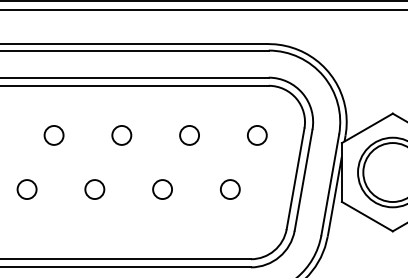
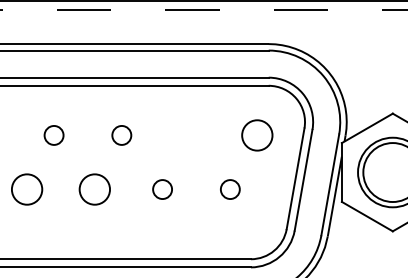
line: solid -> dashed (204, 10)
circle diameter: 19 px -> 30 px (257, 135)
circle: present -> none (189, 135)
circle diameter: 19 px -> 30 px (26, 189)
circle diameter: 19 px -> 30 px (94, 189)
